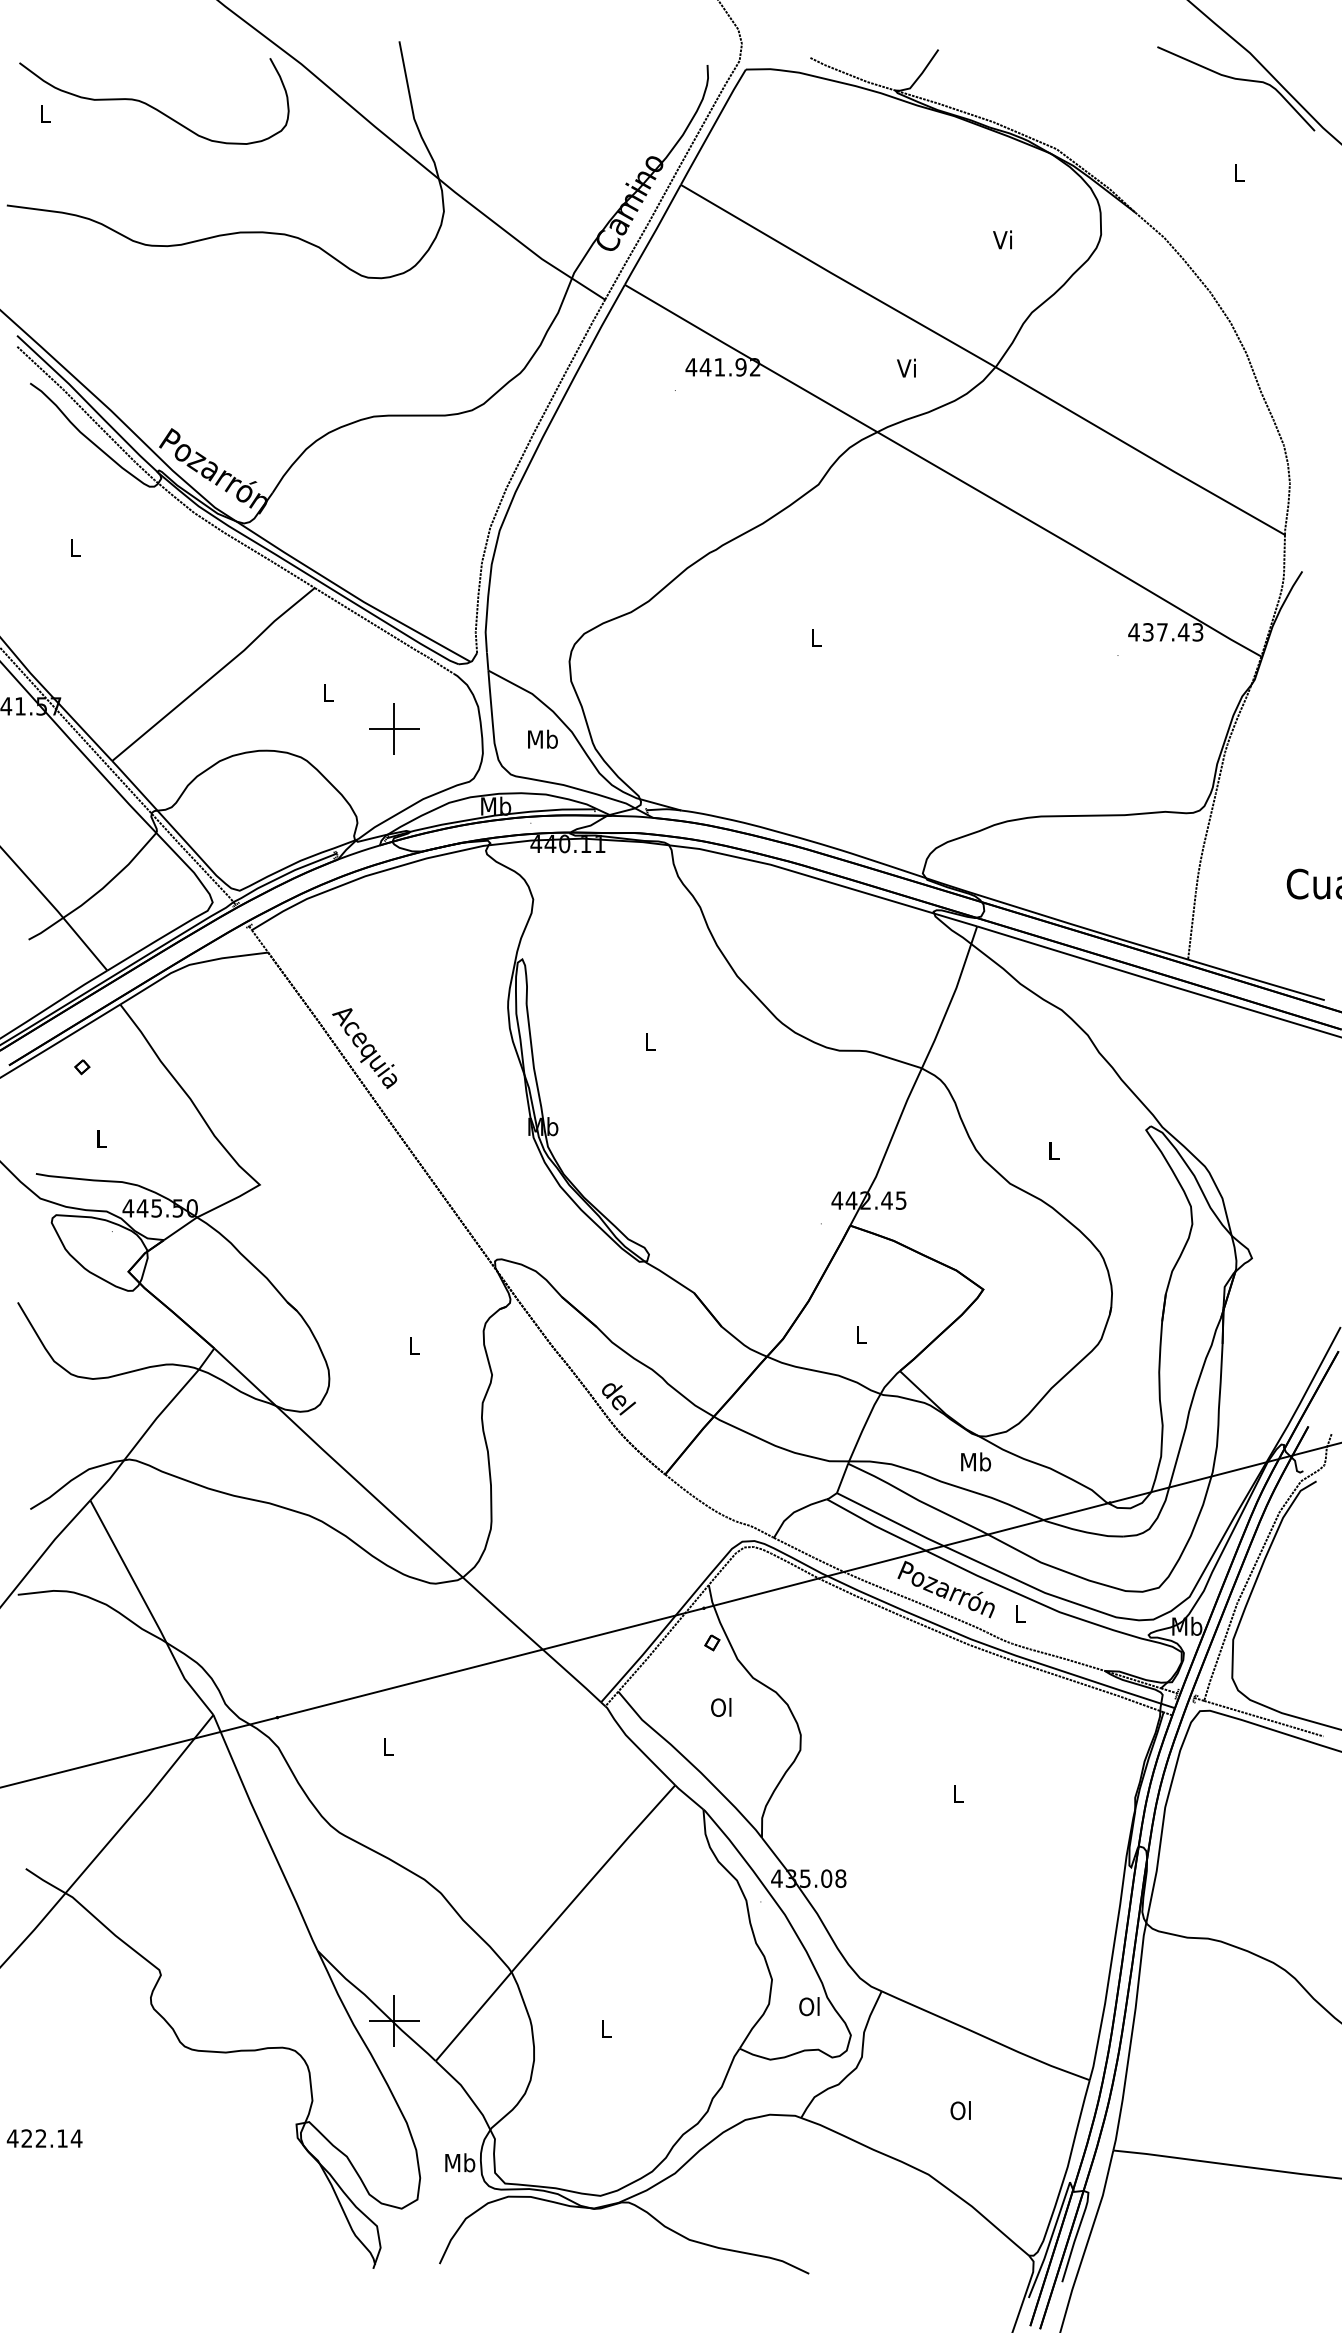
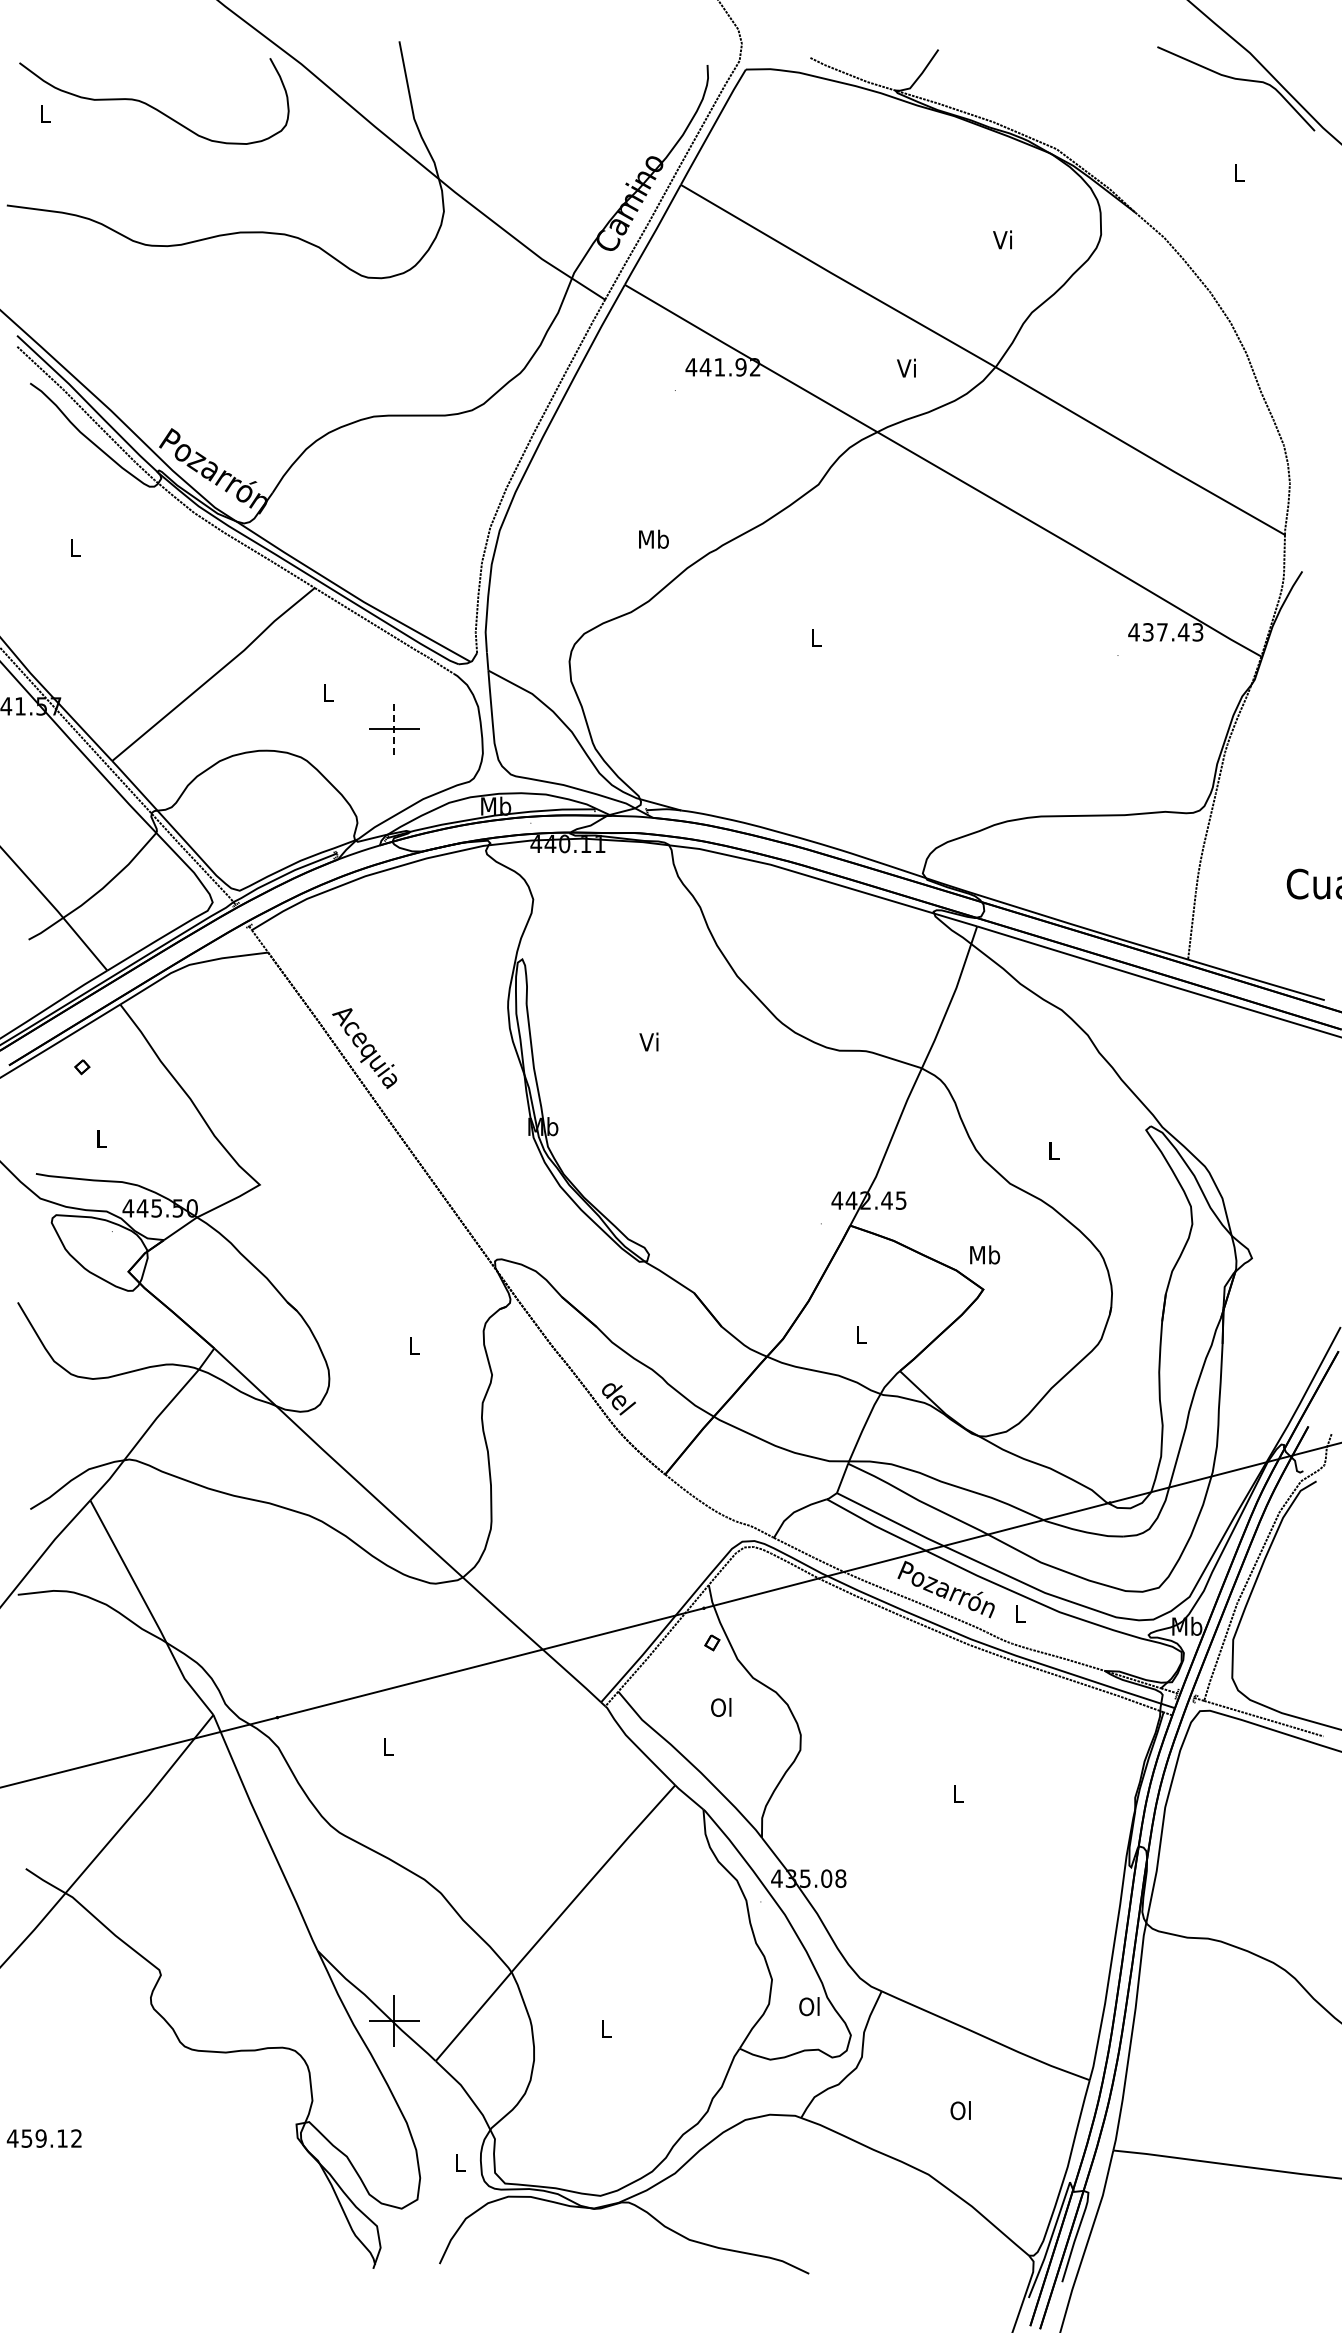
line: solid -> dashed (394, 729)
text position: (542, 738) -> (653, 538) (653, 538)
text: L -> Vi (648, 1041)
text position: (976, 1461) -> (985, 1254) (985, 1254)
text: 422.14 -> 459.12 (51, 2138)
text: Mb -> L (460, 2162)
